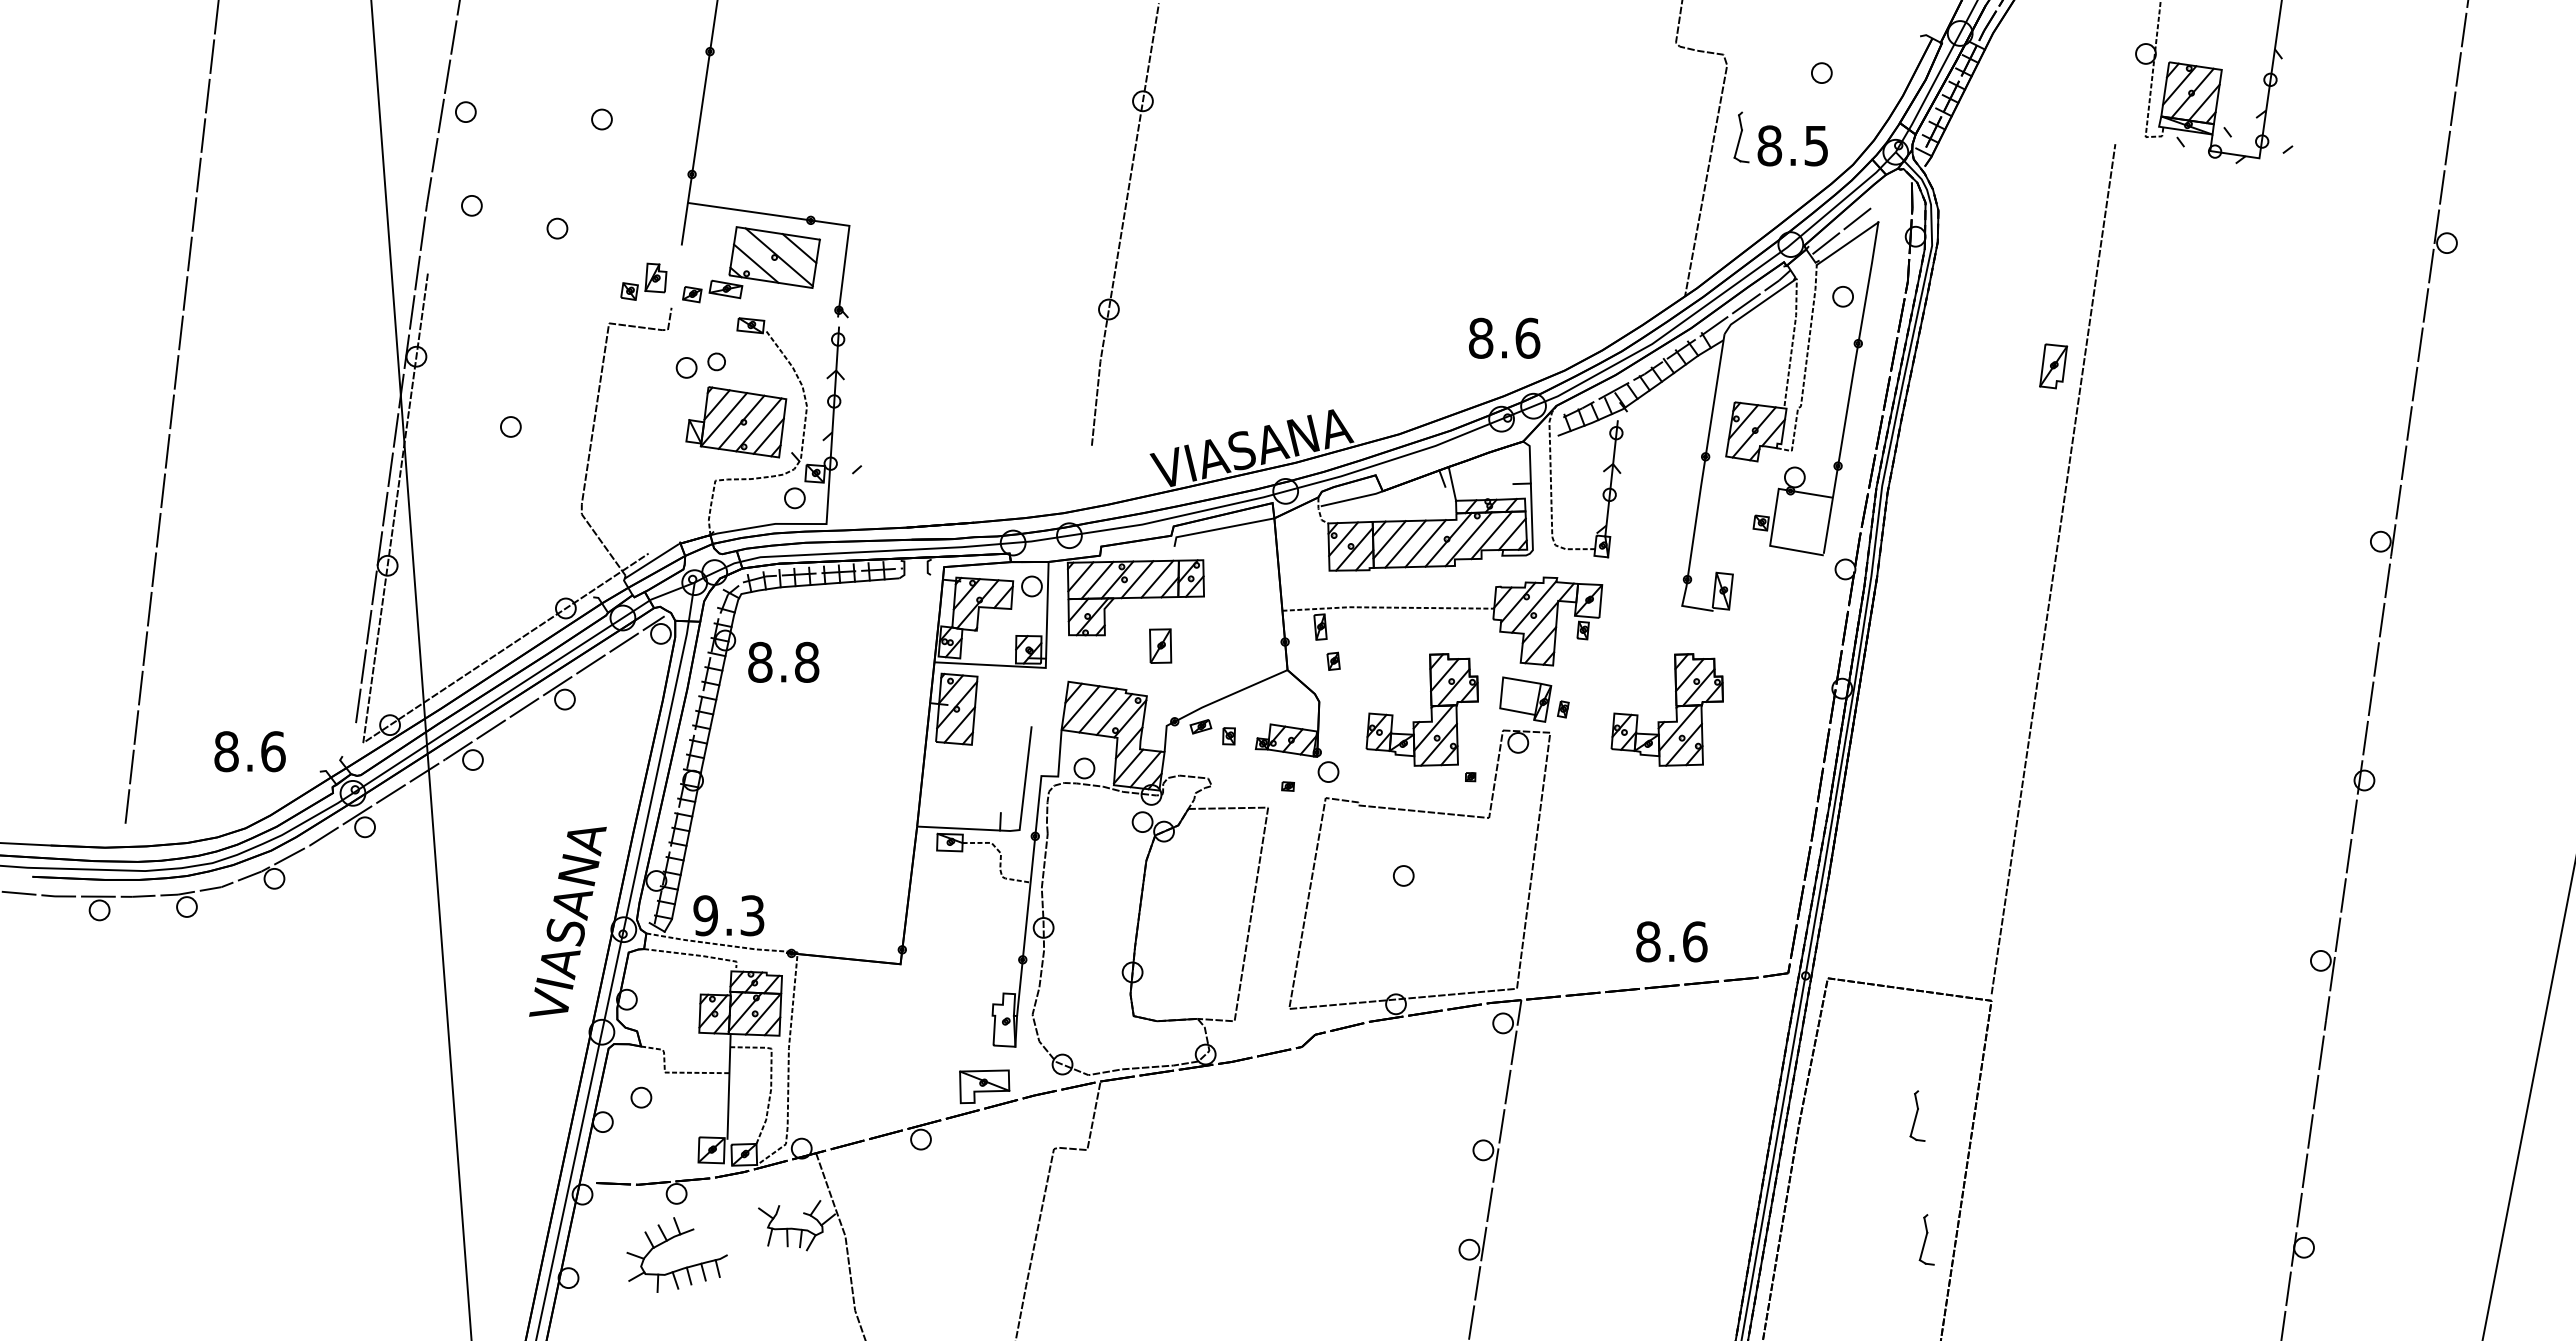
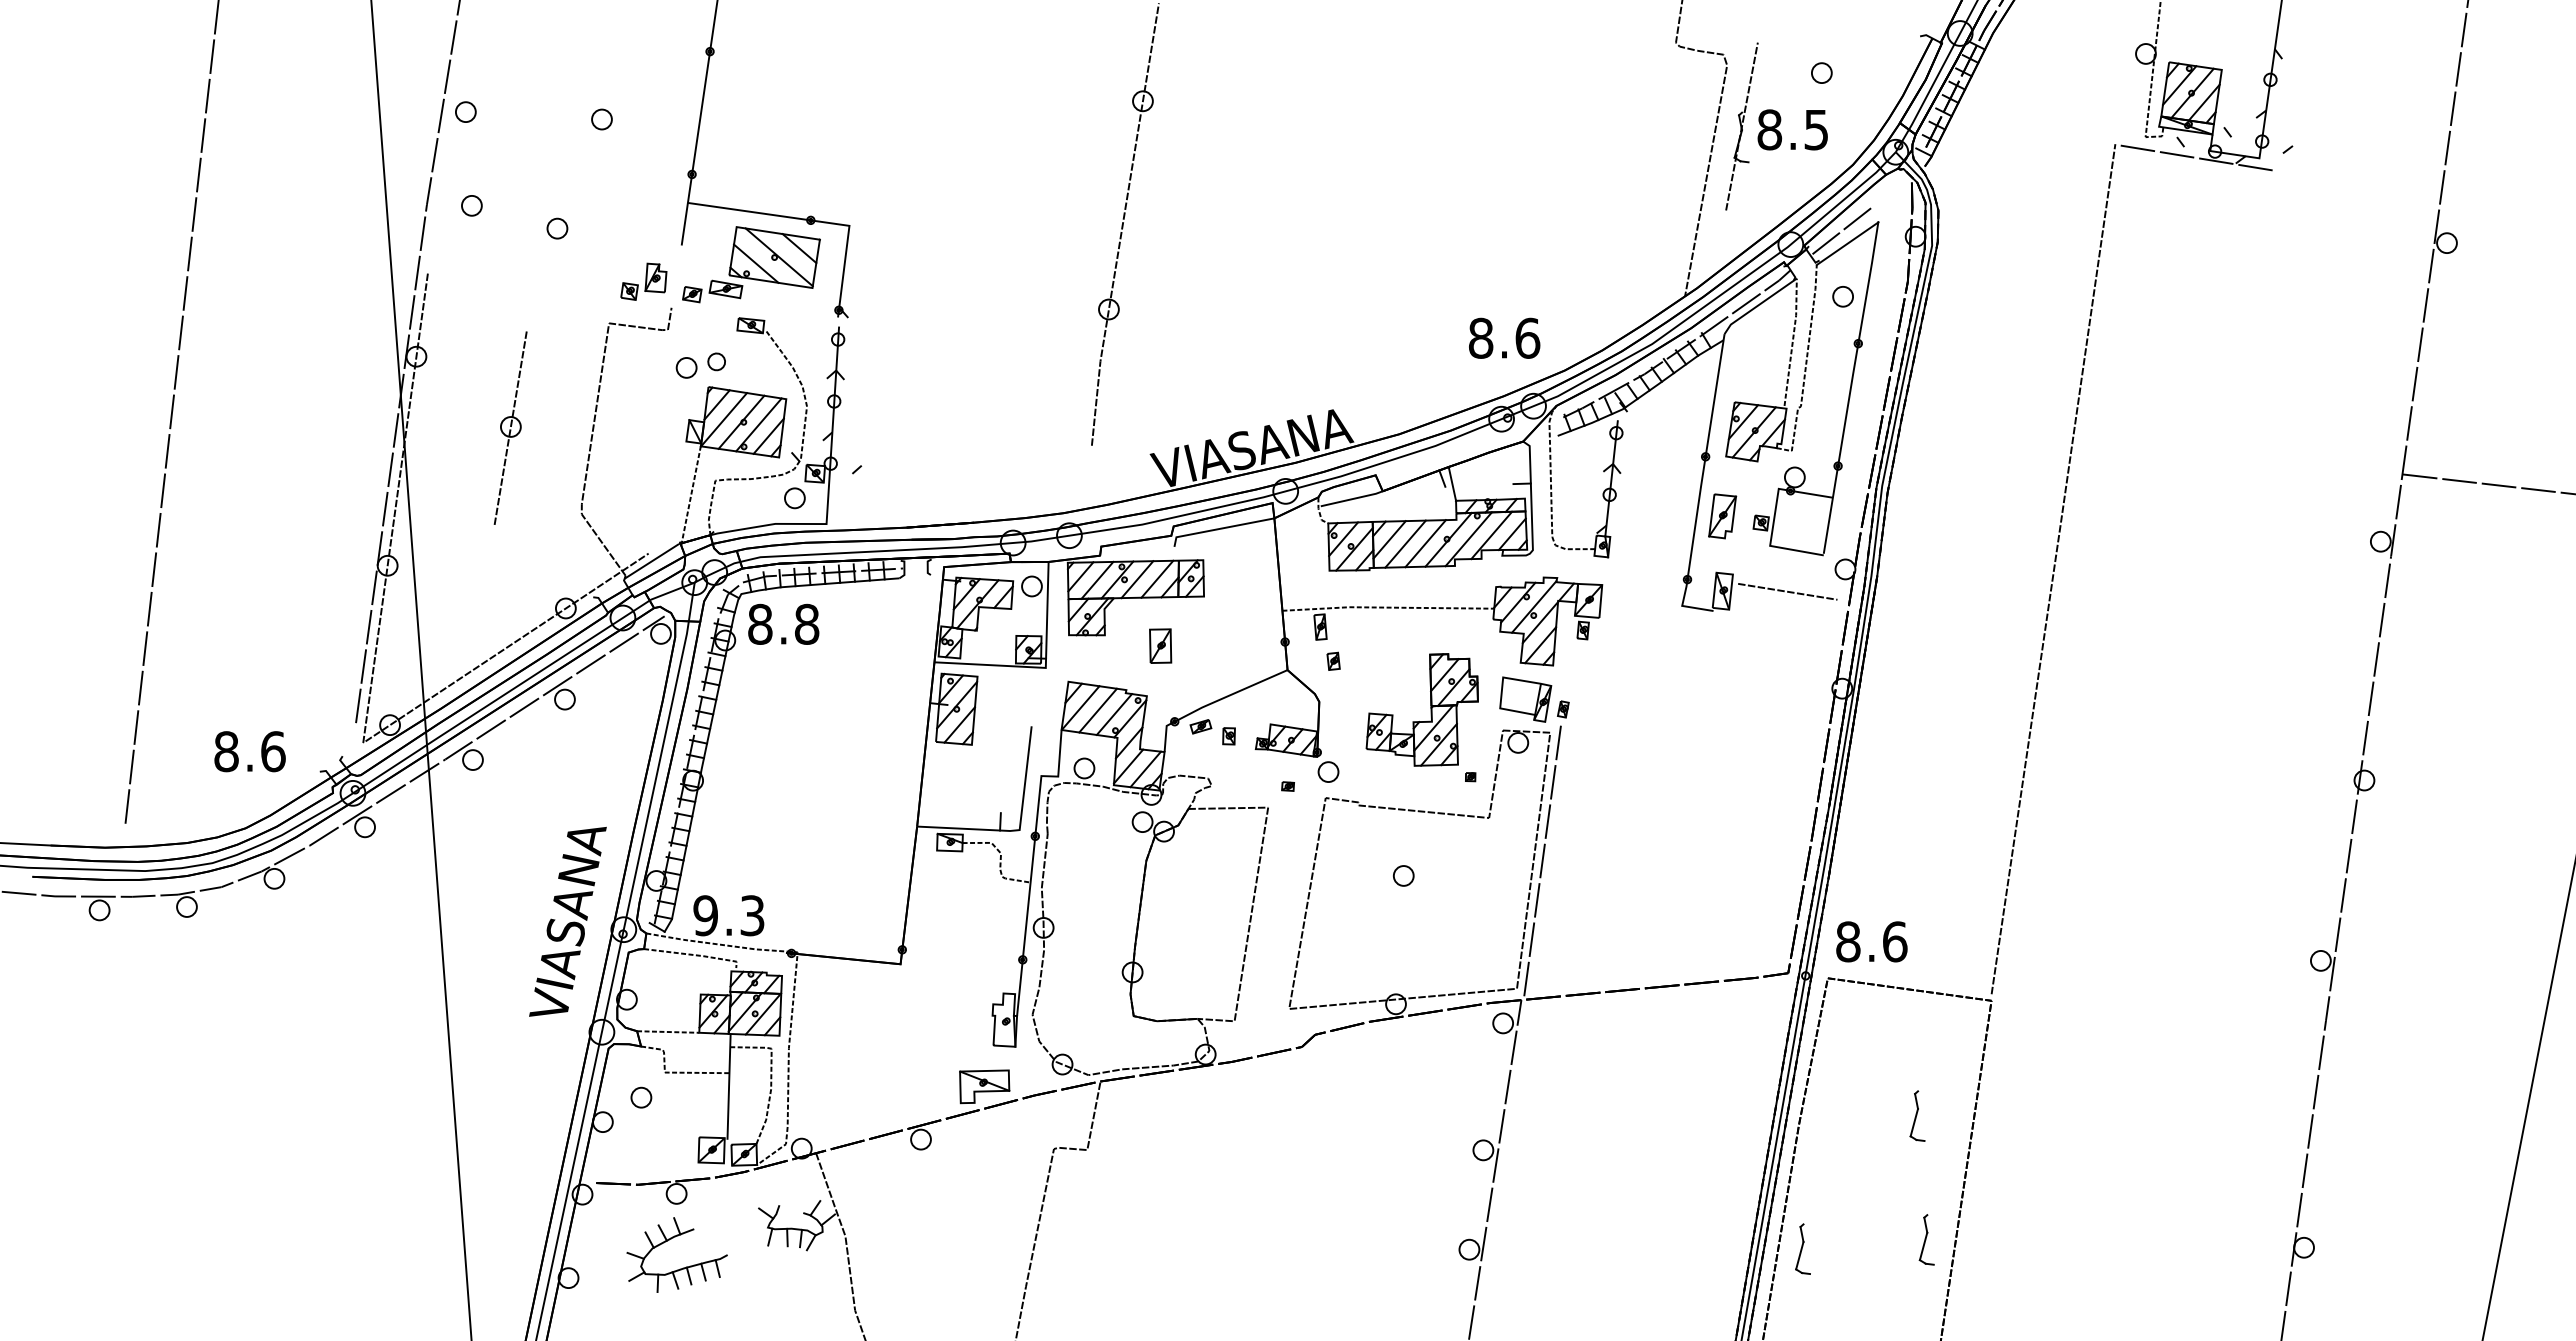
line: none -> present (1741, 126)
text position: (1792, 145) -> (1792, 129) (1792, 129)
line: none -> present (2198, 158)
part position: (2053, 366) -> (1722, 516) (1722, 516)
line: none -> present (510, 426)
line: none -> present (2487, 483)
line: none -> present (690, 495)
line: none -> present (1787, 591)
text position: (783, 661) -> (783, 623) (783, 623)
part: present -> none (1675, 709)
line: none -> present (1542, 858)
text position: (1671, 941) -> (1871, 941) (1871, 941)
line: none -> present (668, 1031)
part: none -> present (1802, 1248)
